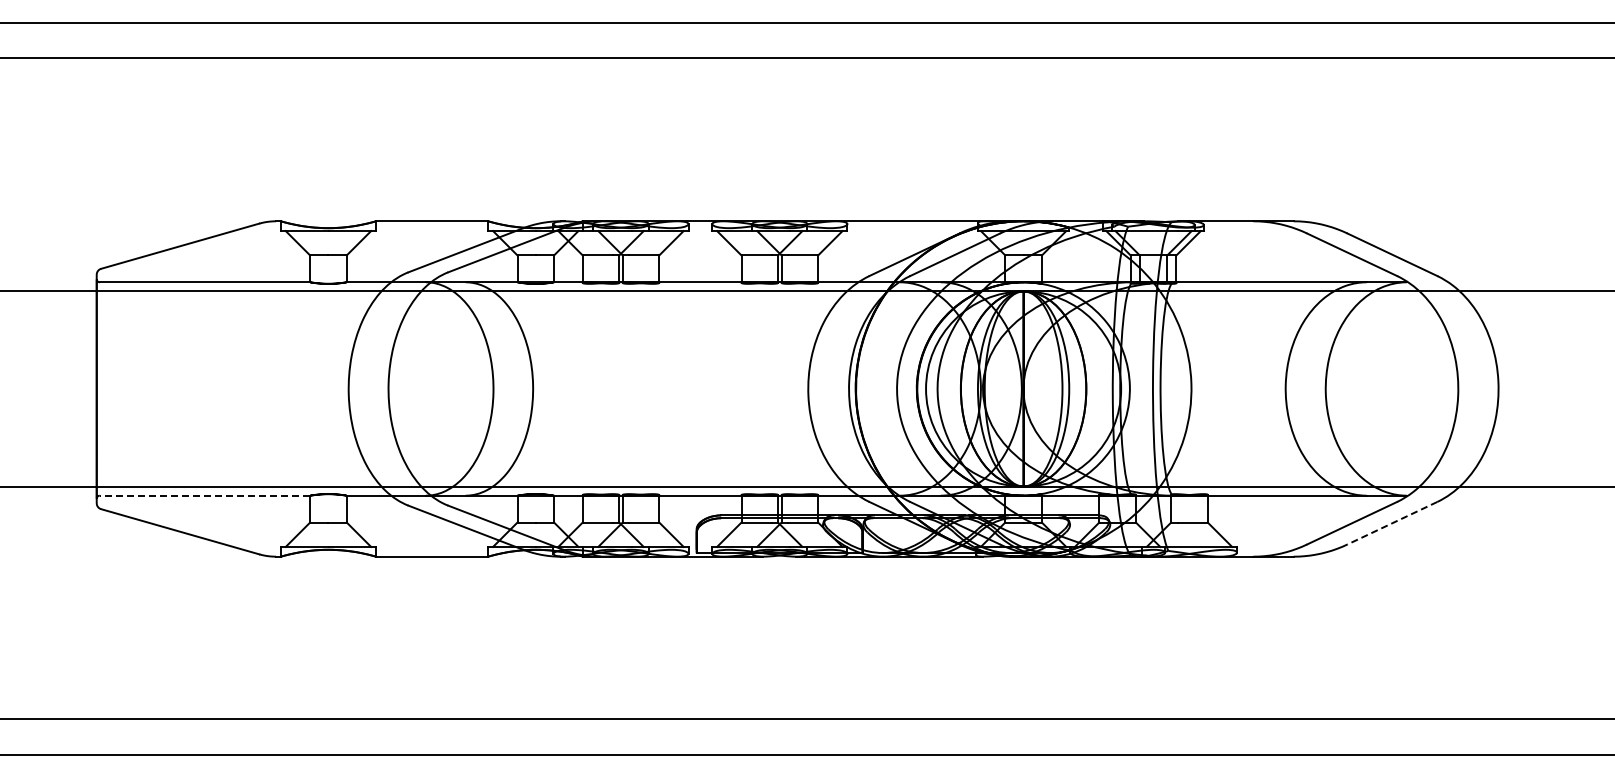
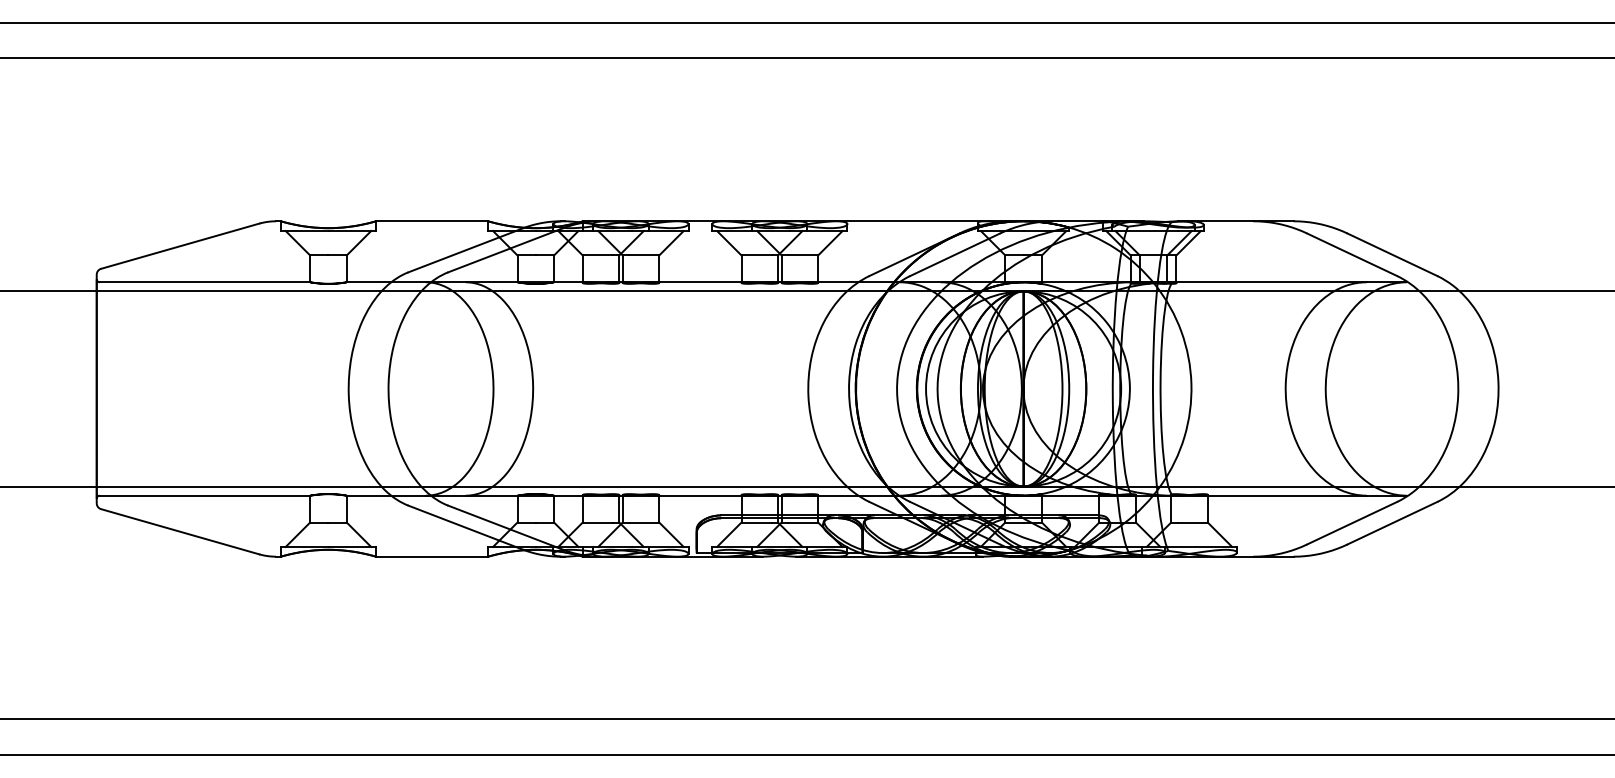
line: dashed -> solid (204, 495)
line: dashed -> solid (1392, 523)
